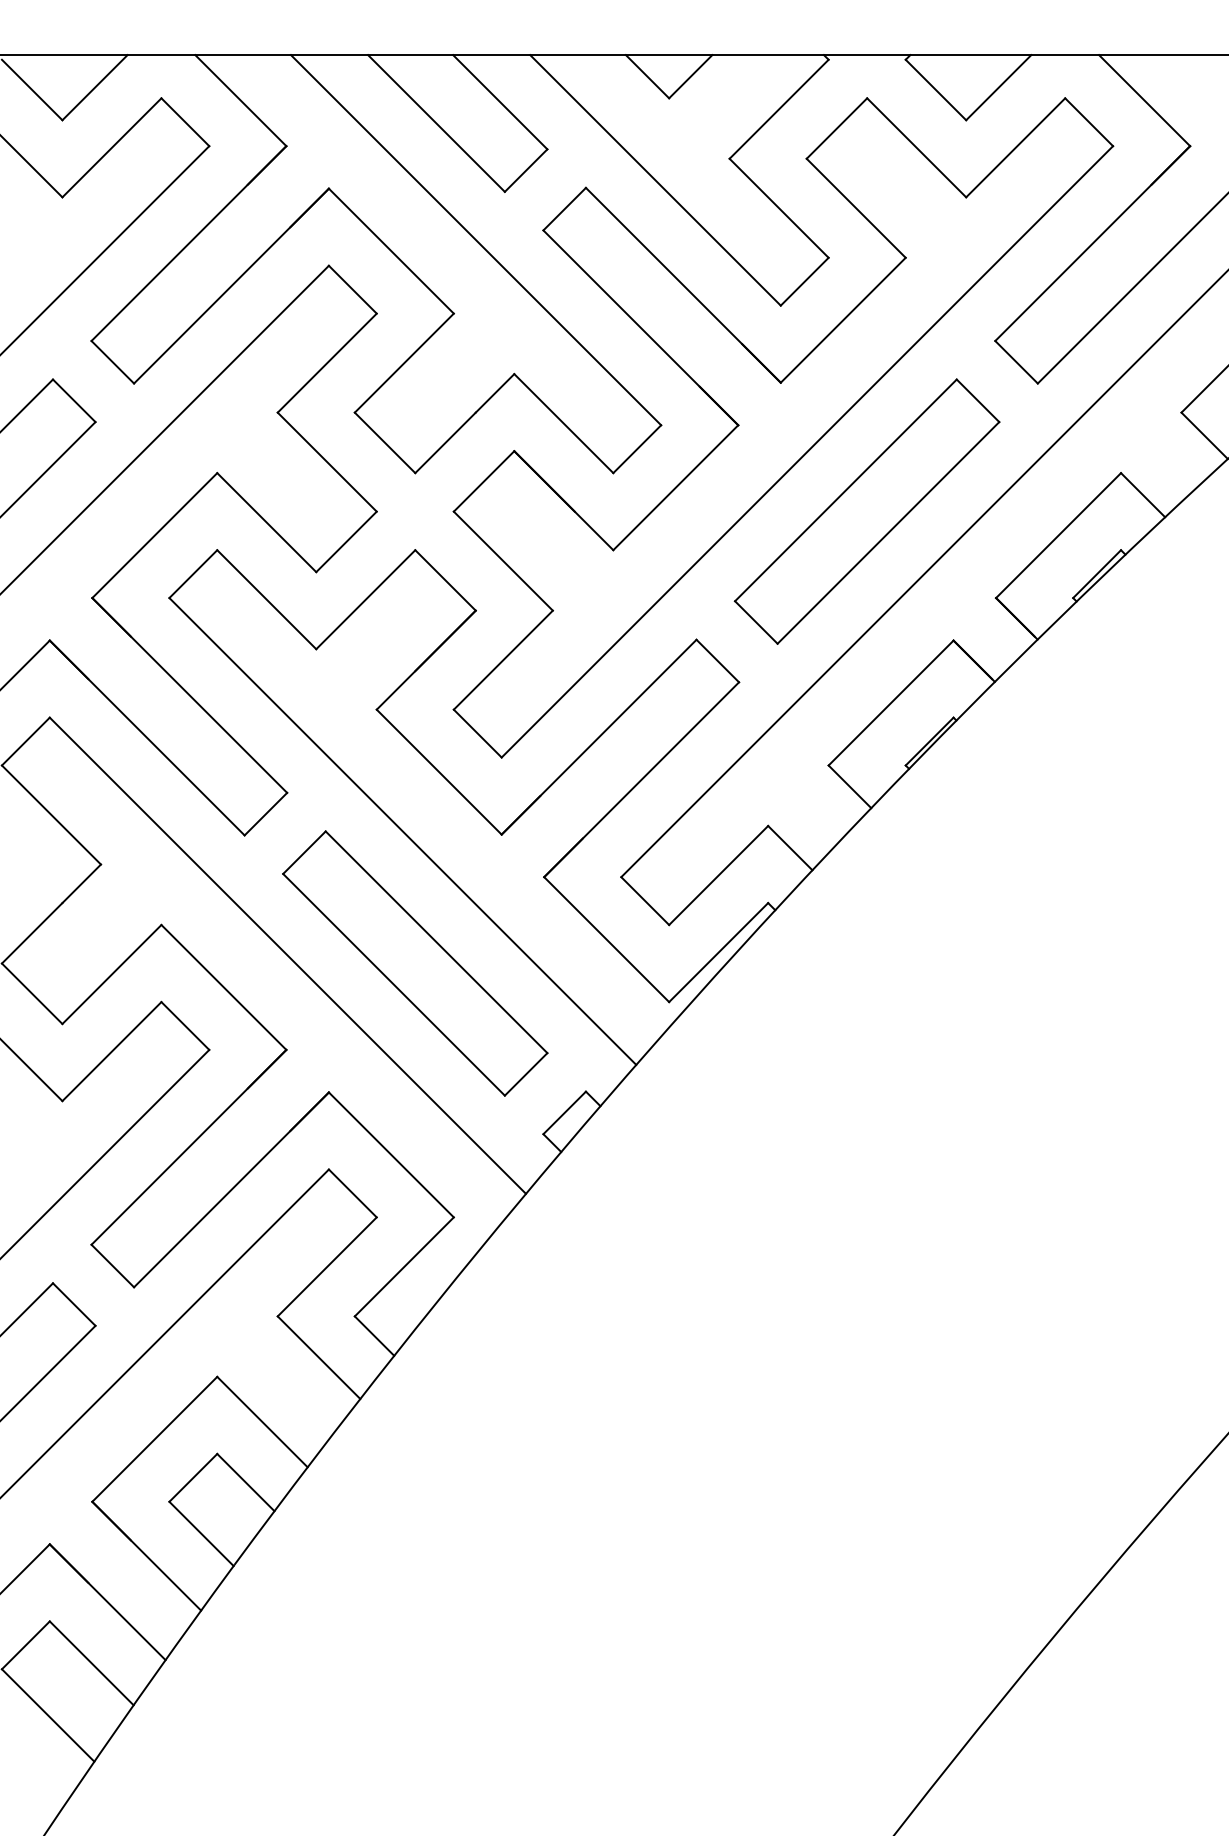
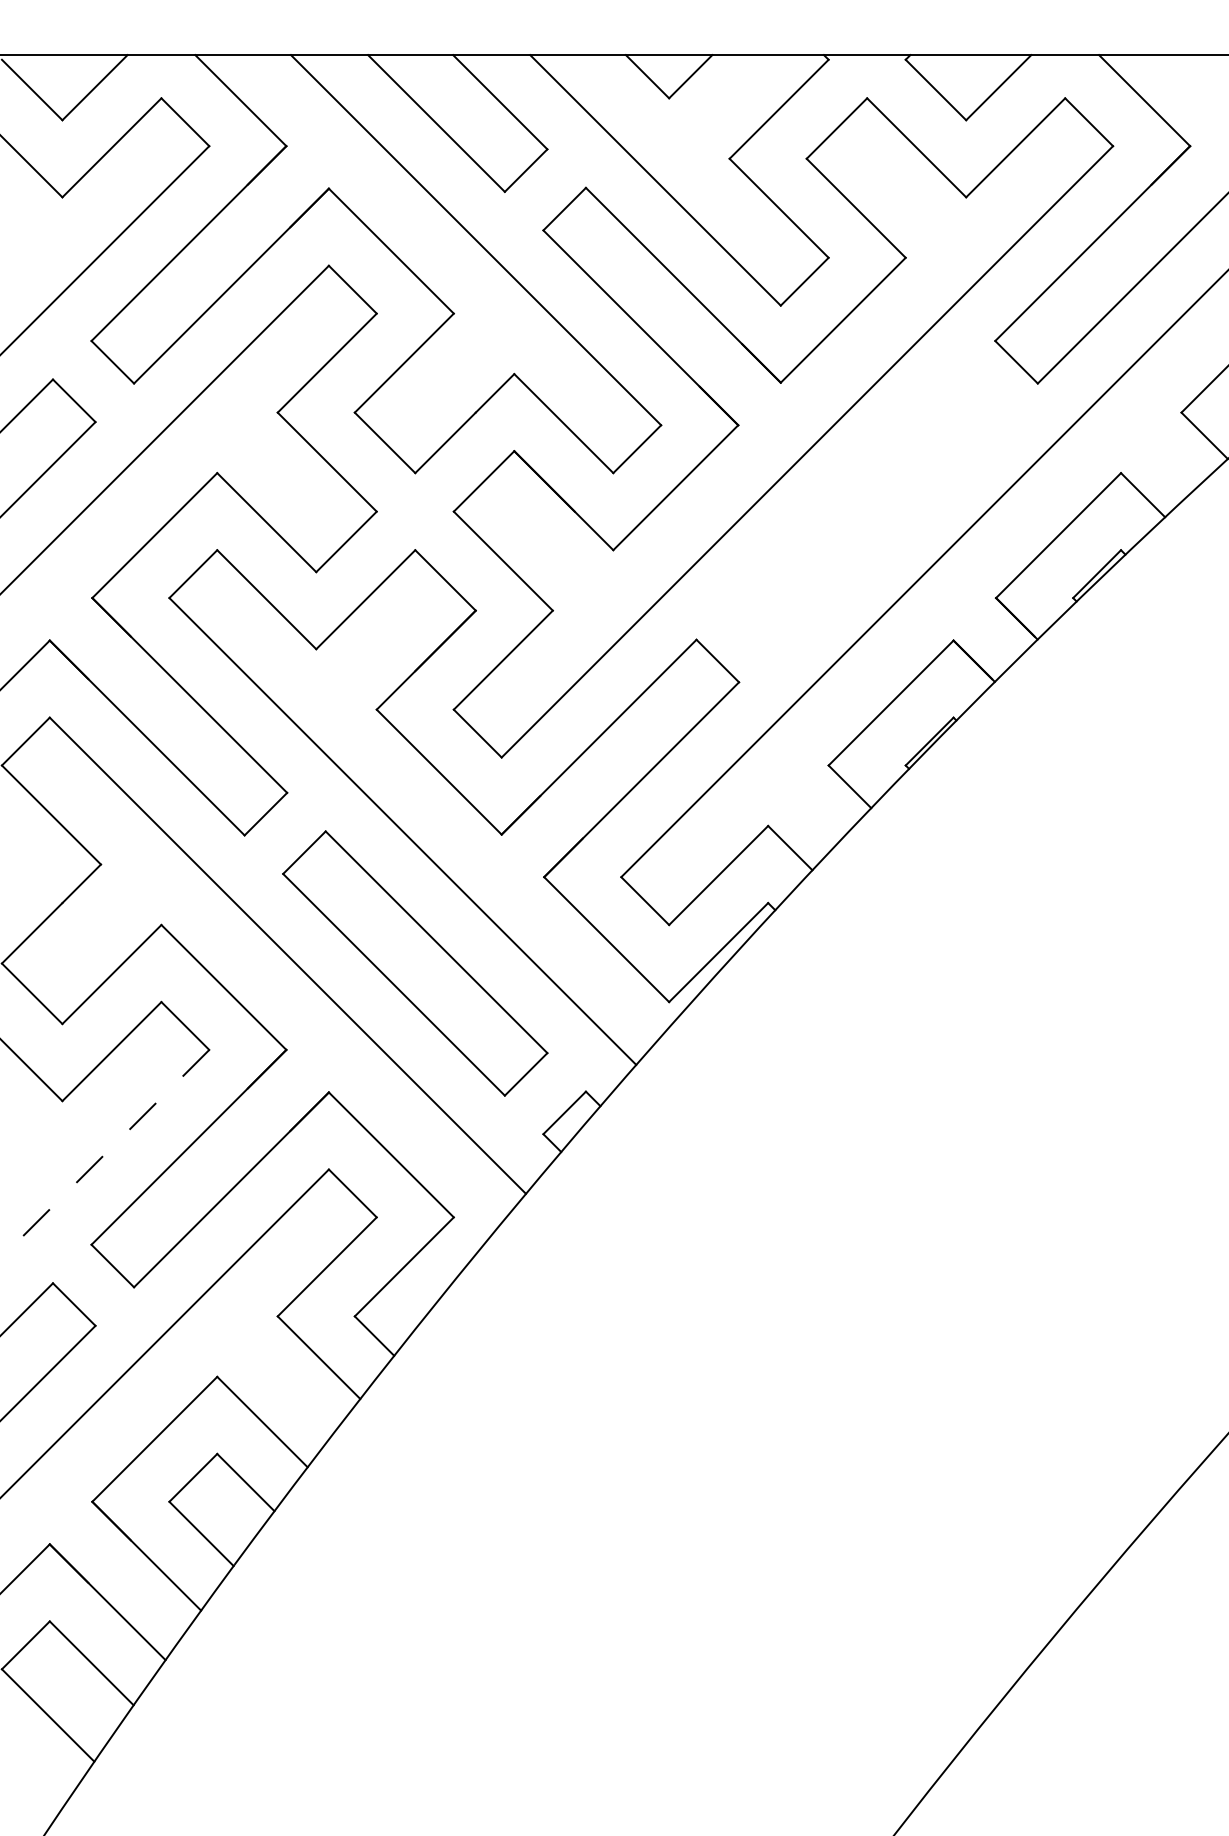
part: present -> none (866, 511)
line: solid -> dashed (104, 1154)
